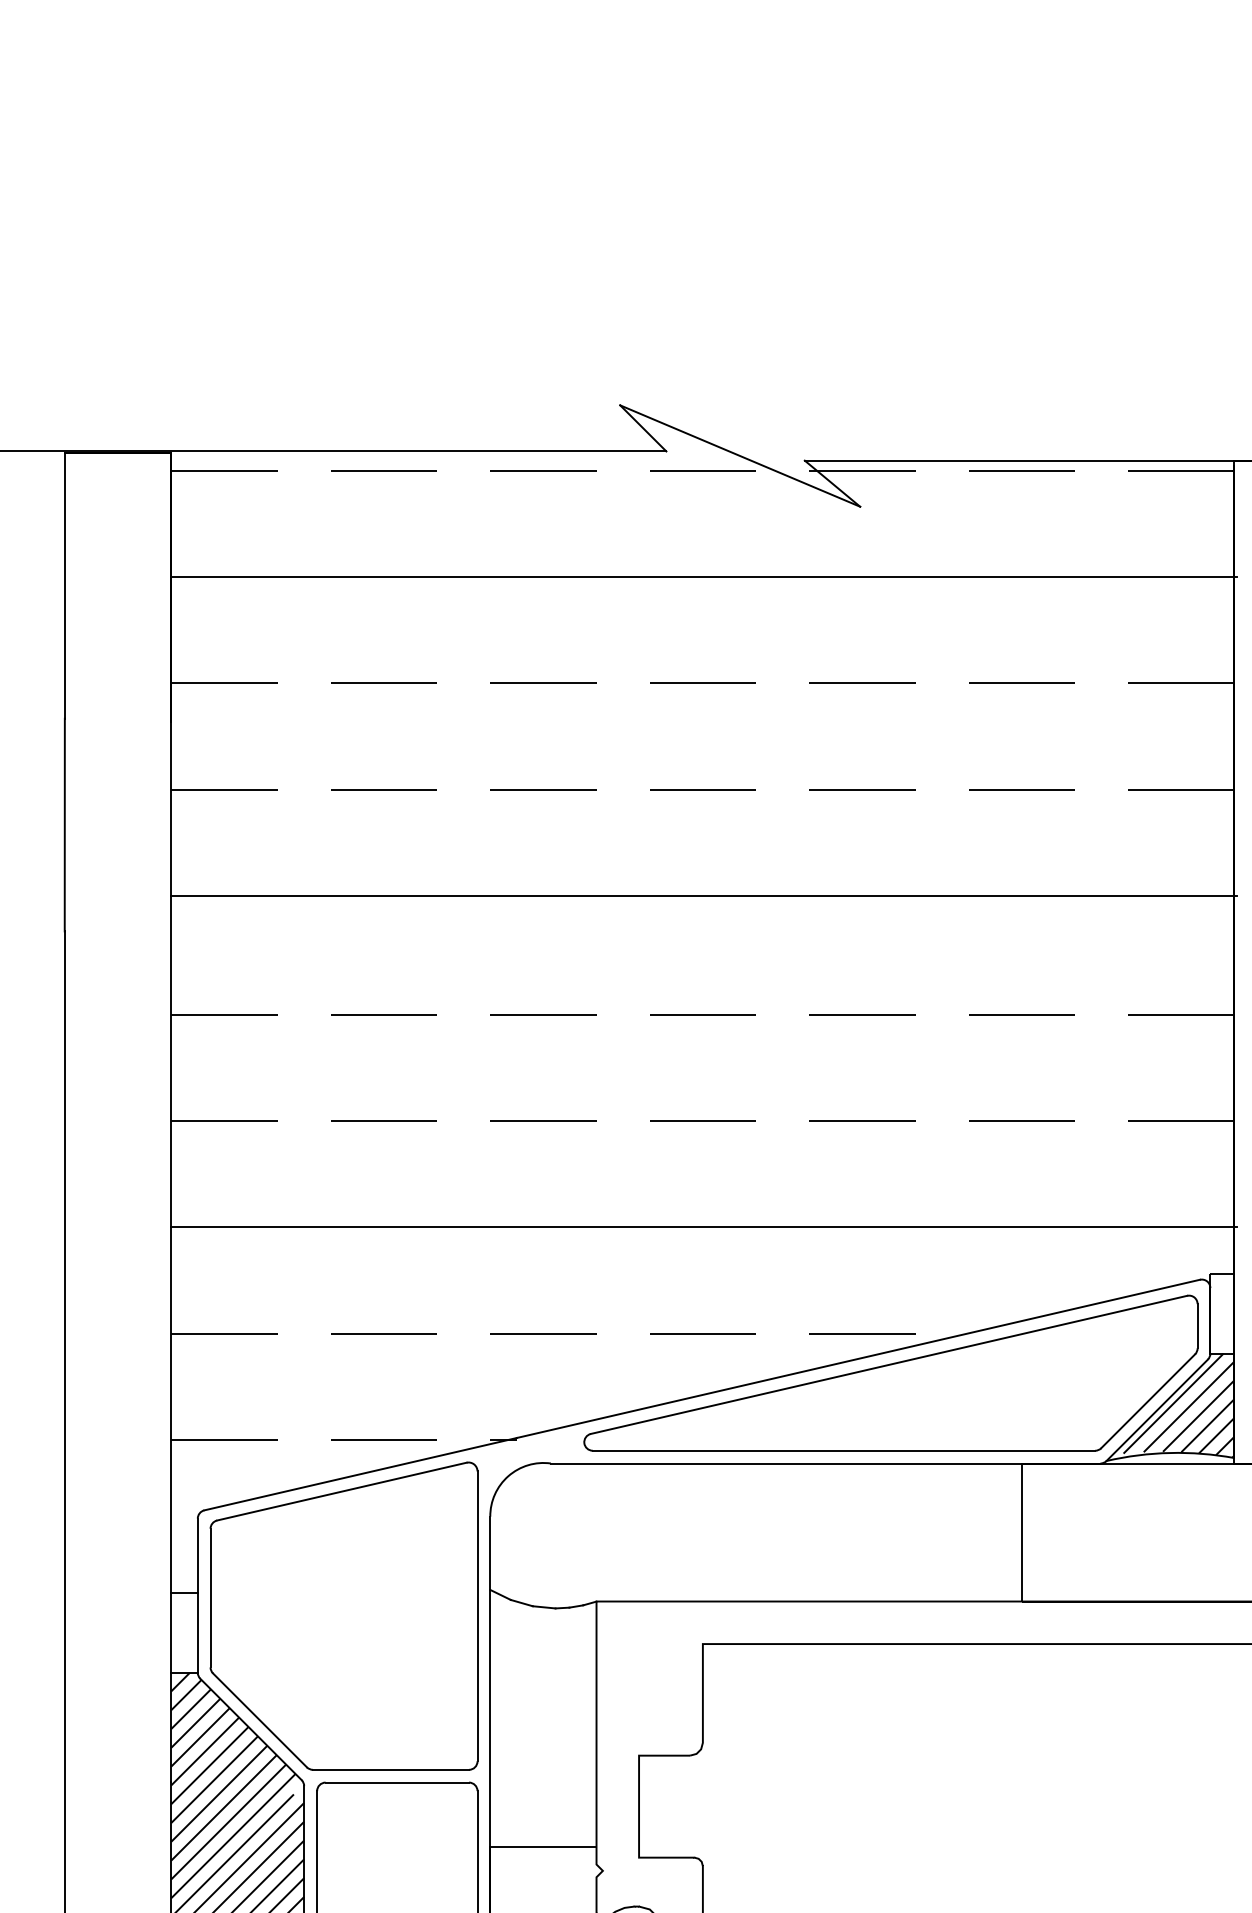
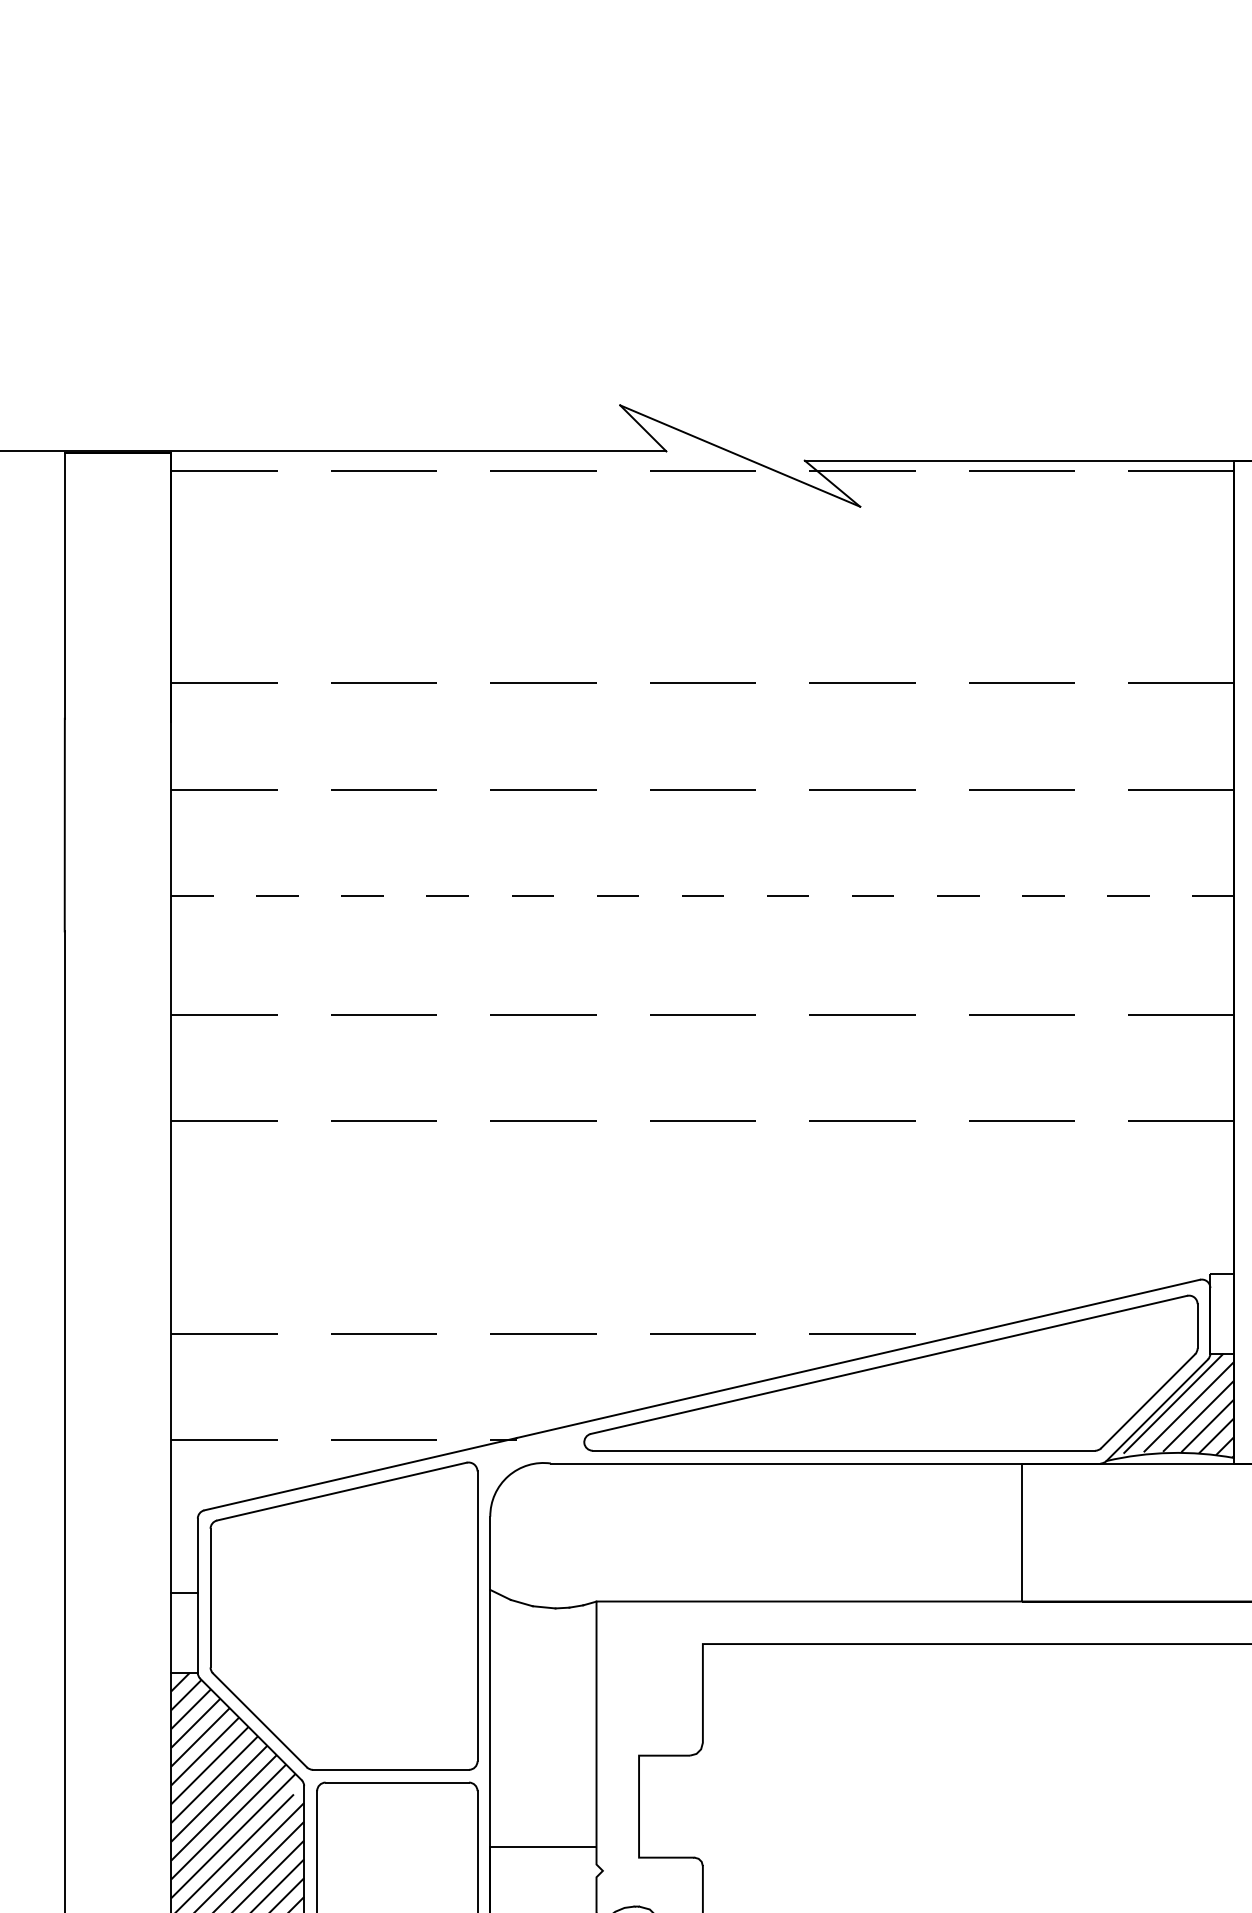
line: present -> none (703, 577)
line: solid -> dashed (703, 896)
line: present -> none (703, 1227)
